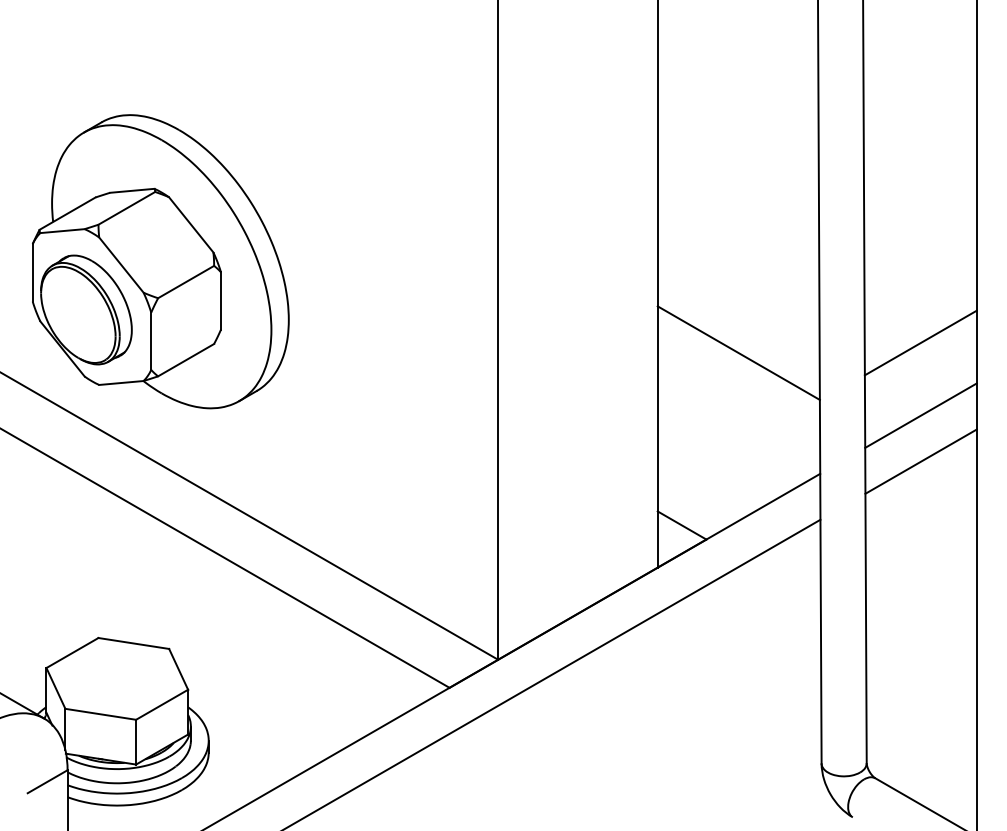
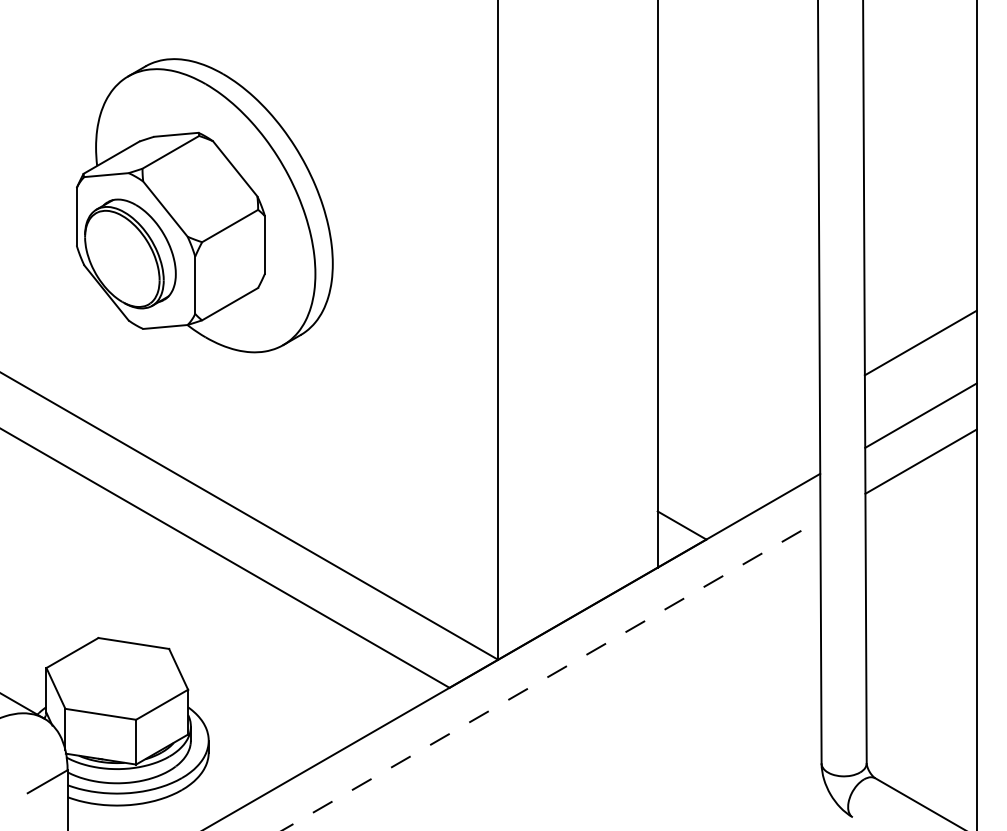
part position: (160, 261) -> (204, 205) (204, 205)
line: present -> none (738, 352)
line: solid -> dashed (551, 675)
